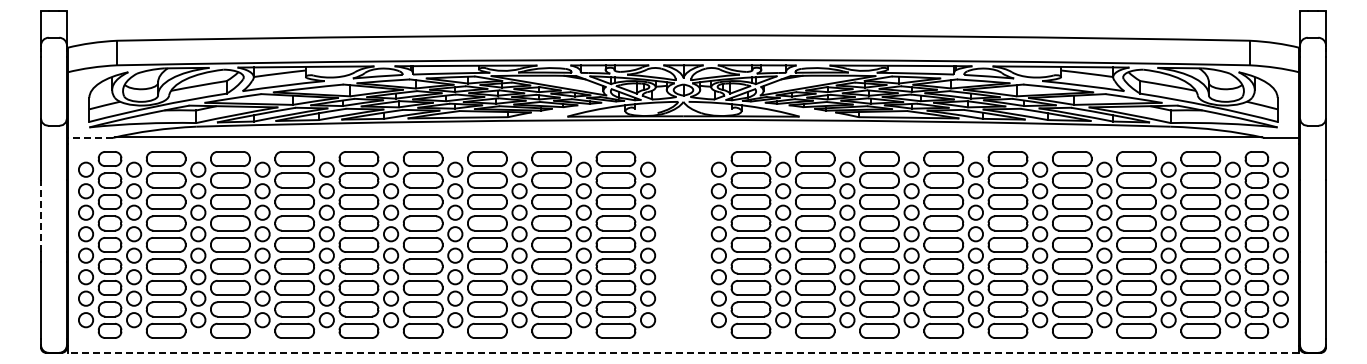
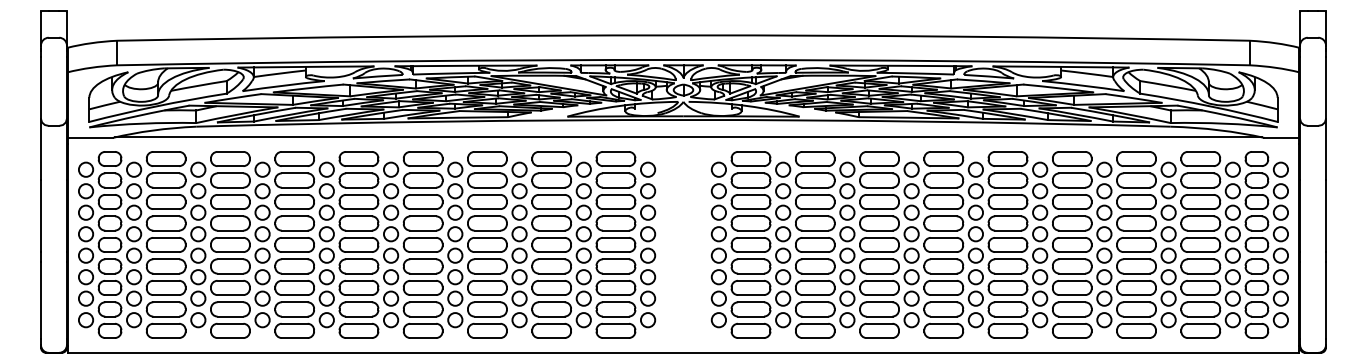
line: dashed -> solid (90, 137)
line: dashed -> solid (41, 215)
line: dashed -> solid (683, 352)
